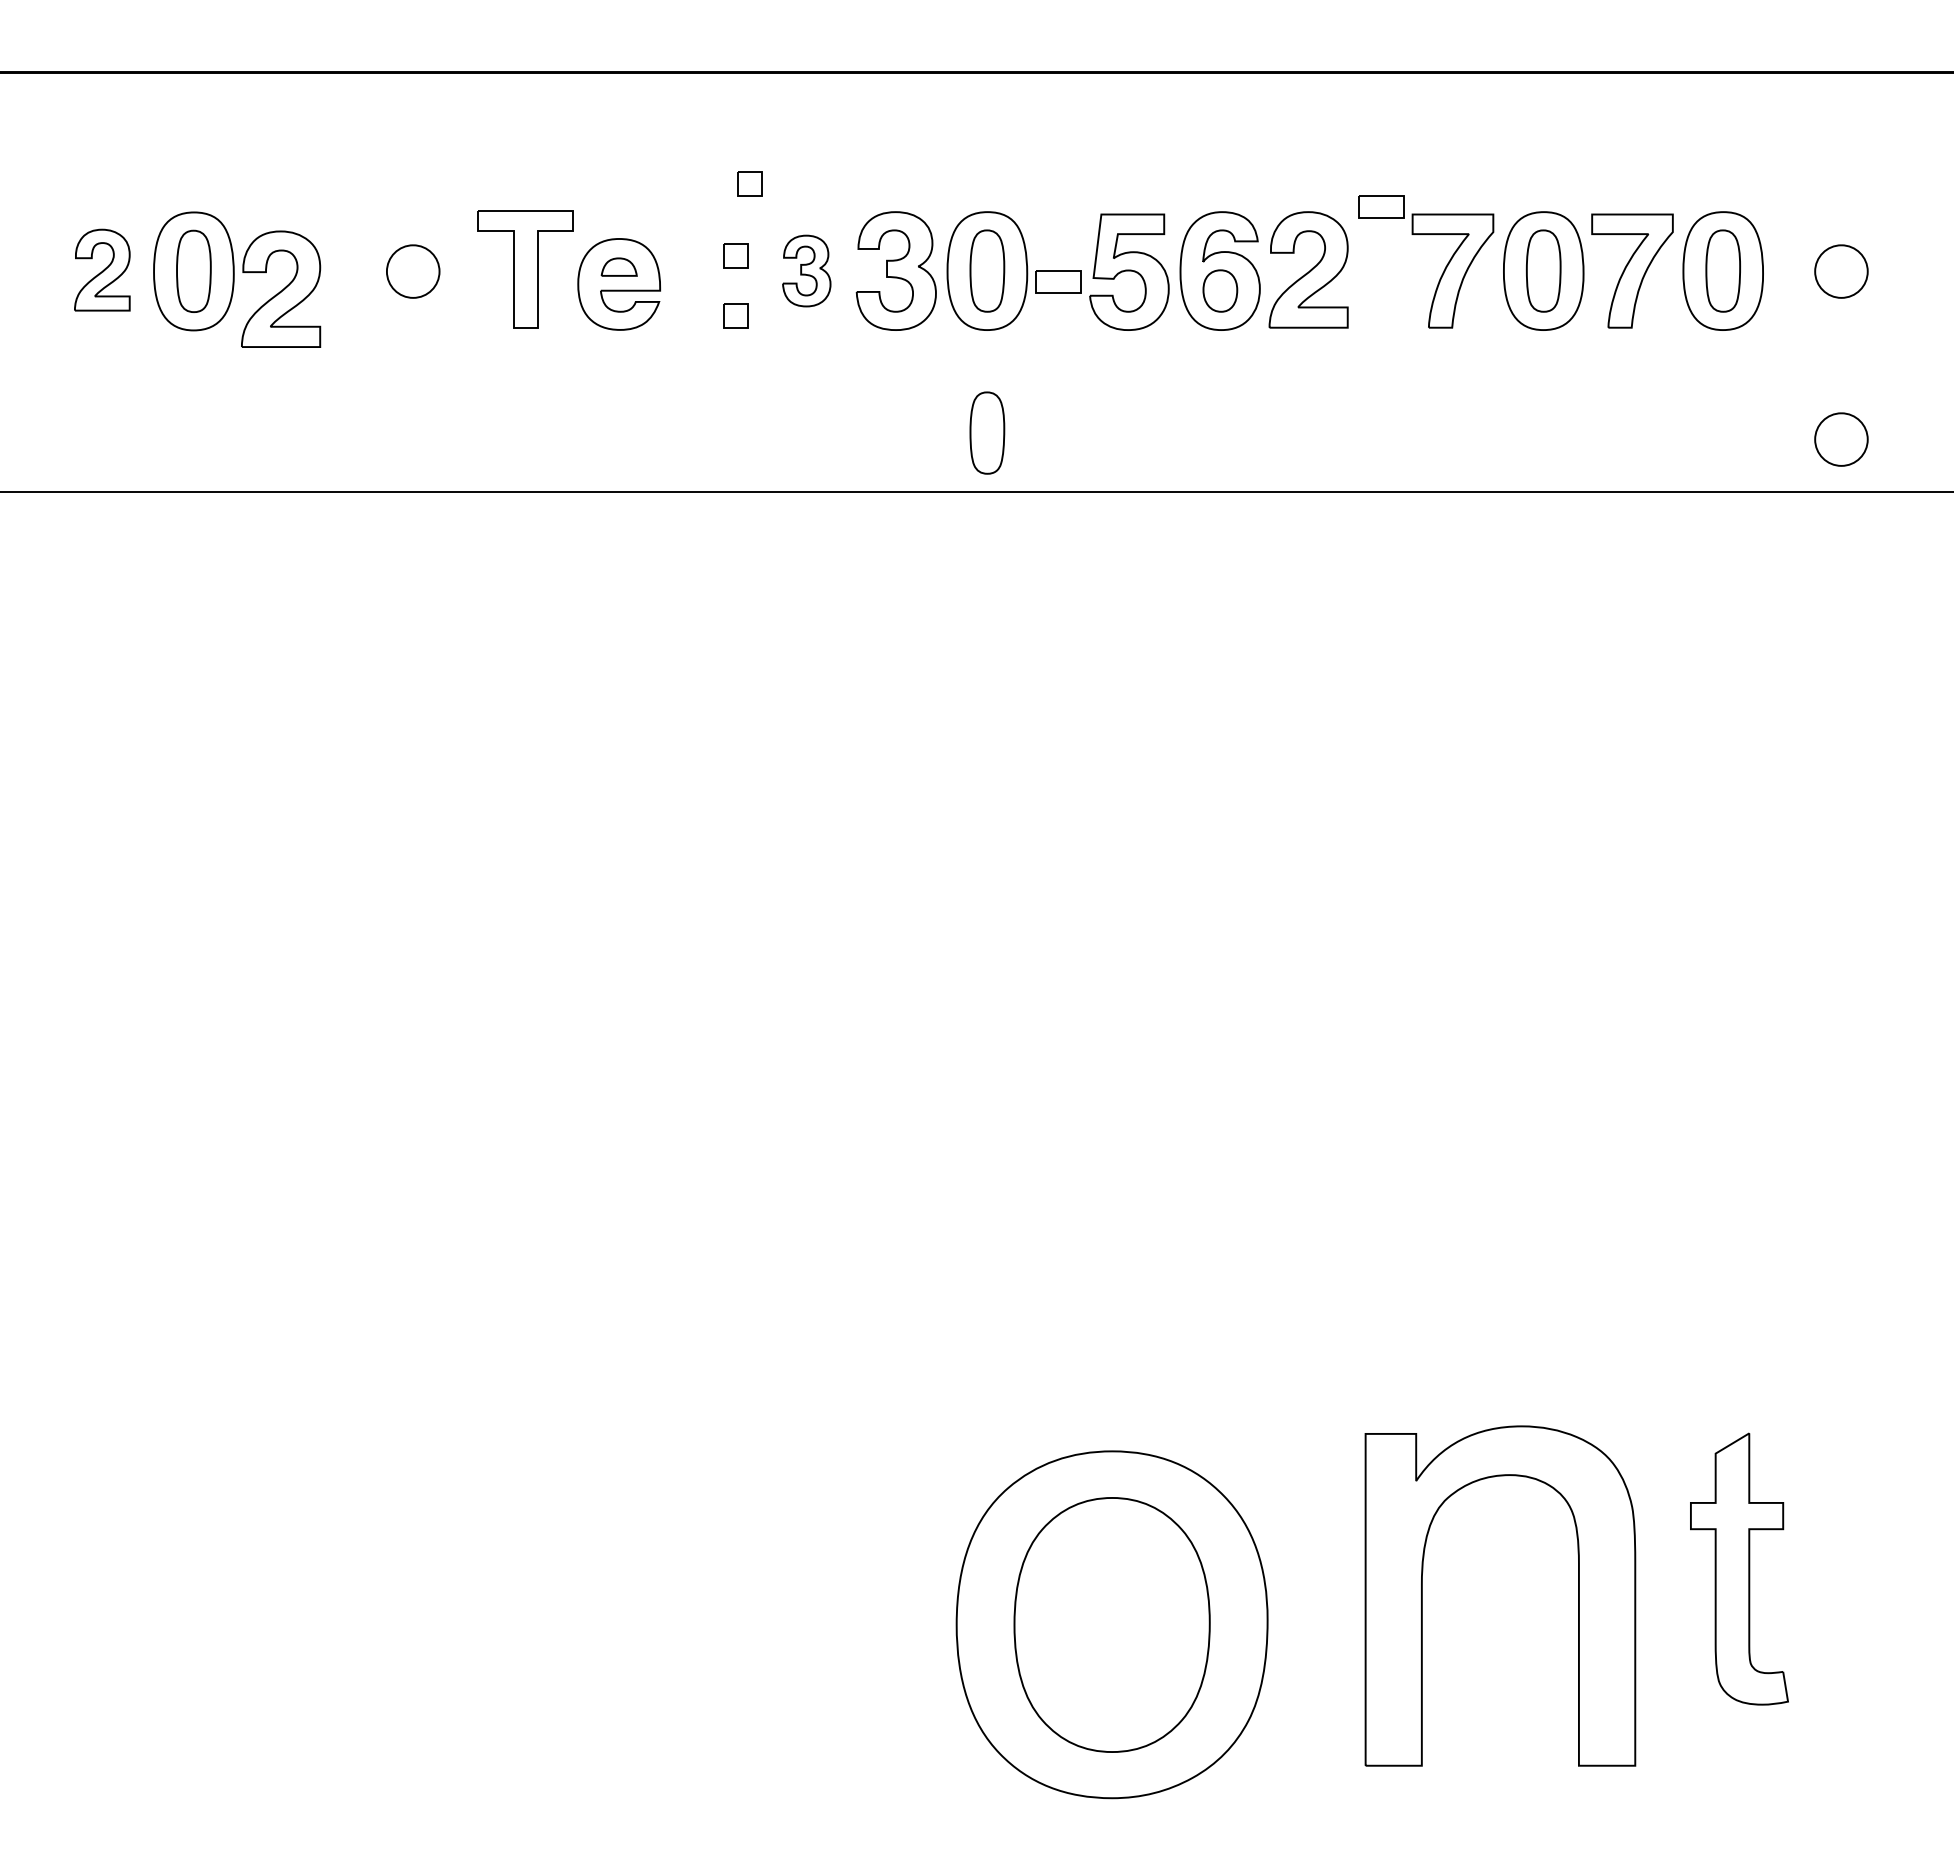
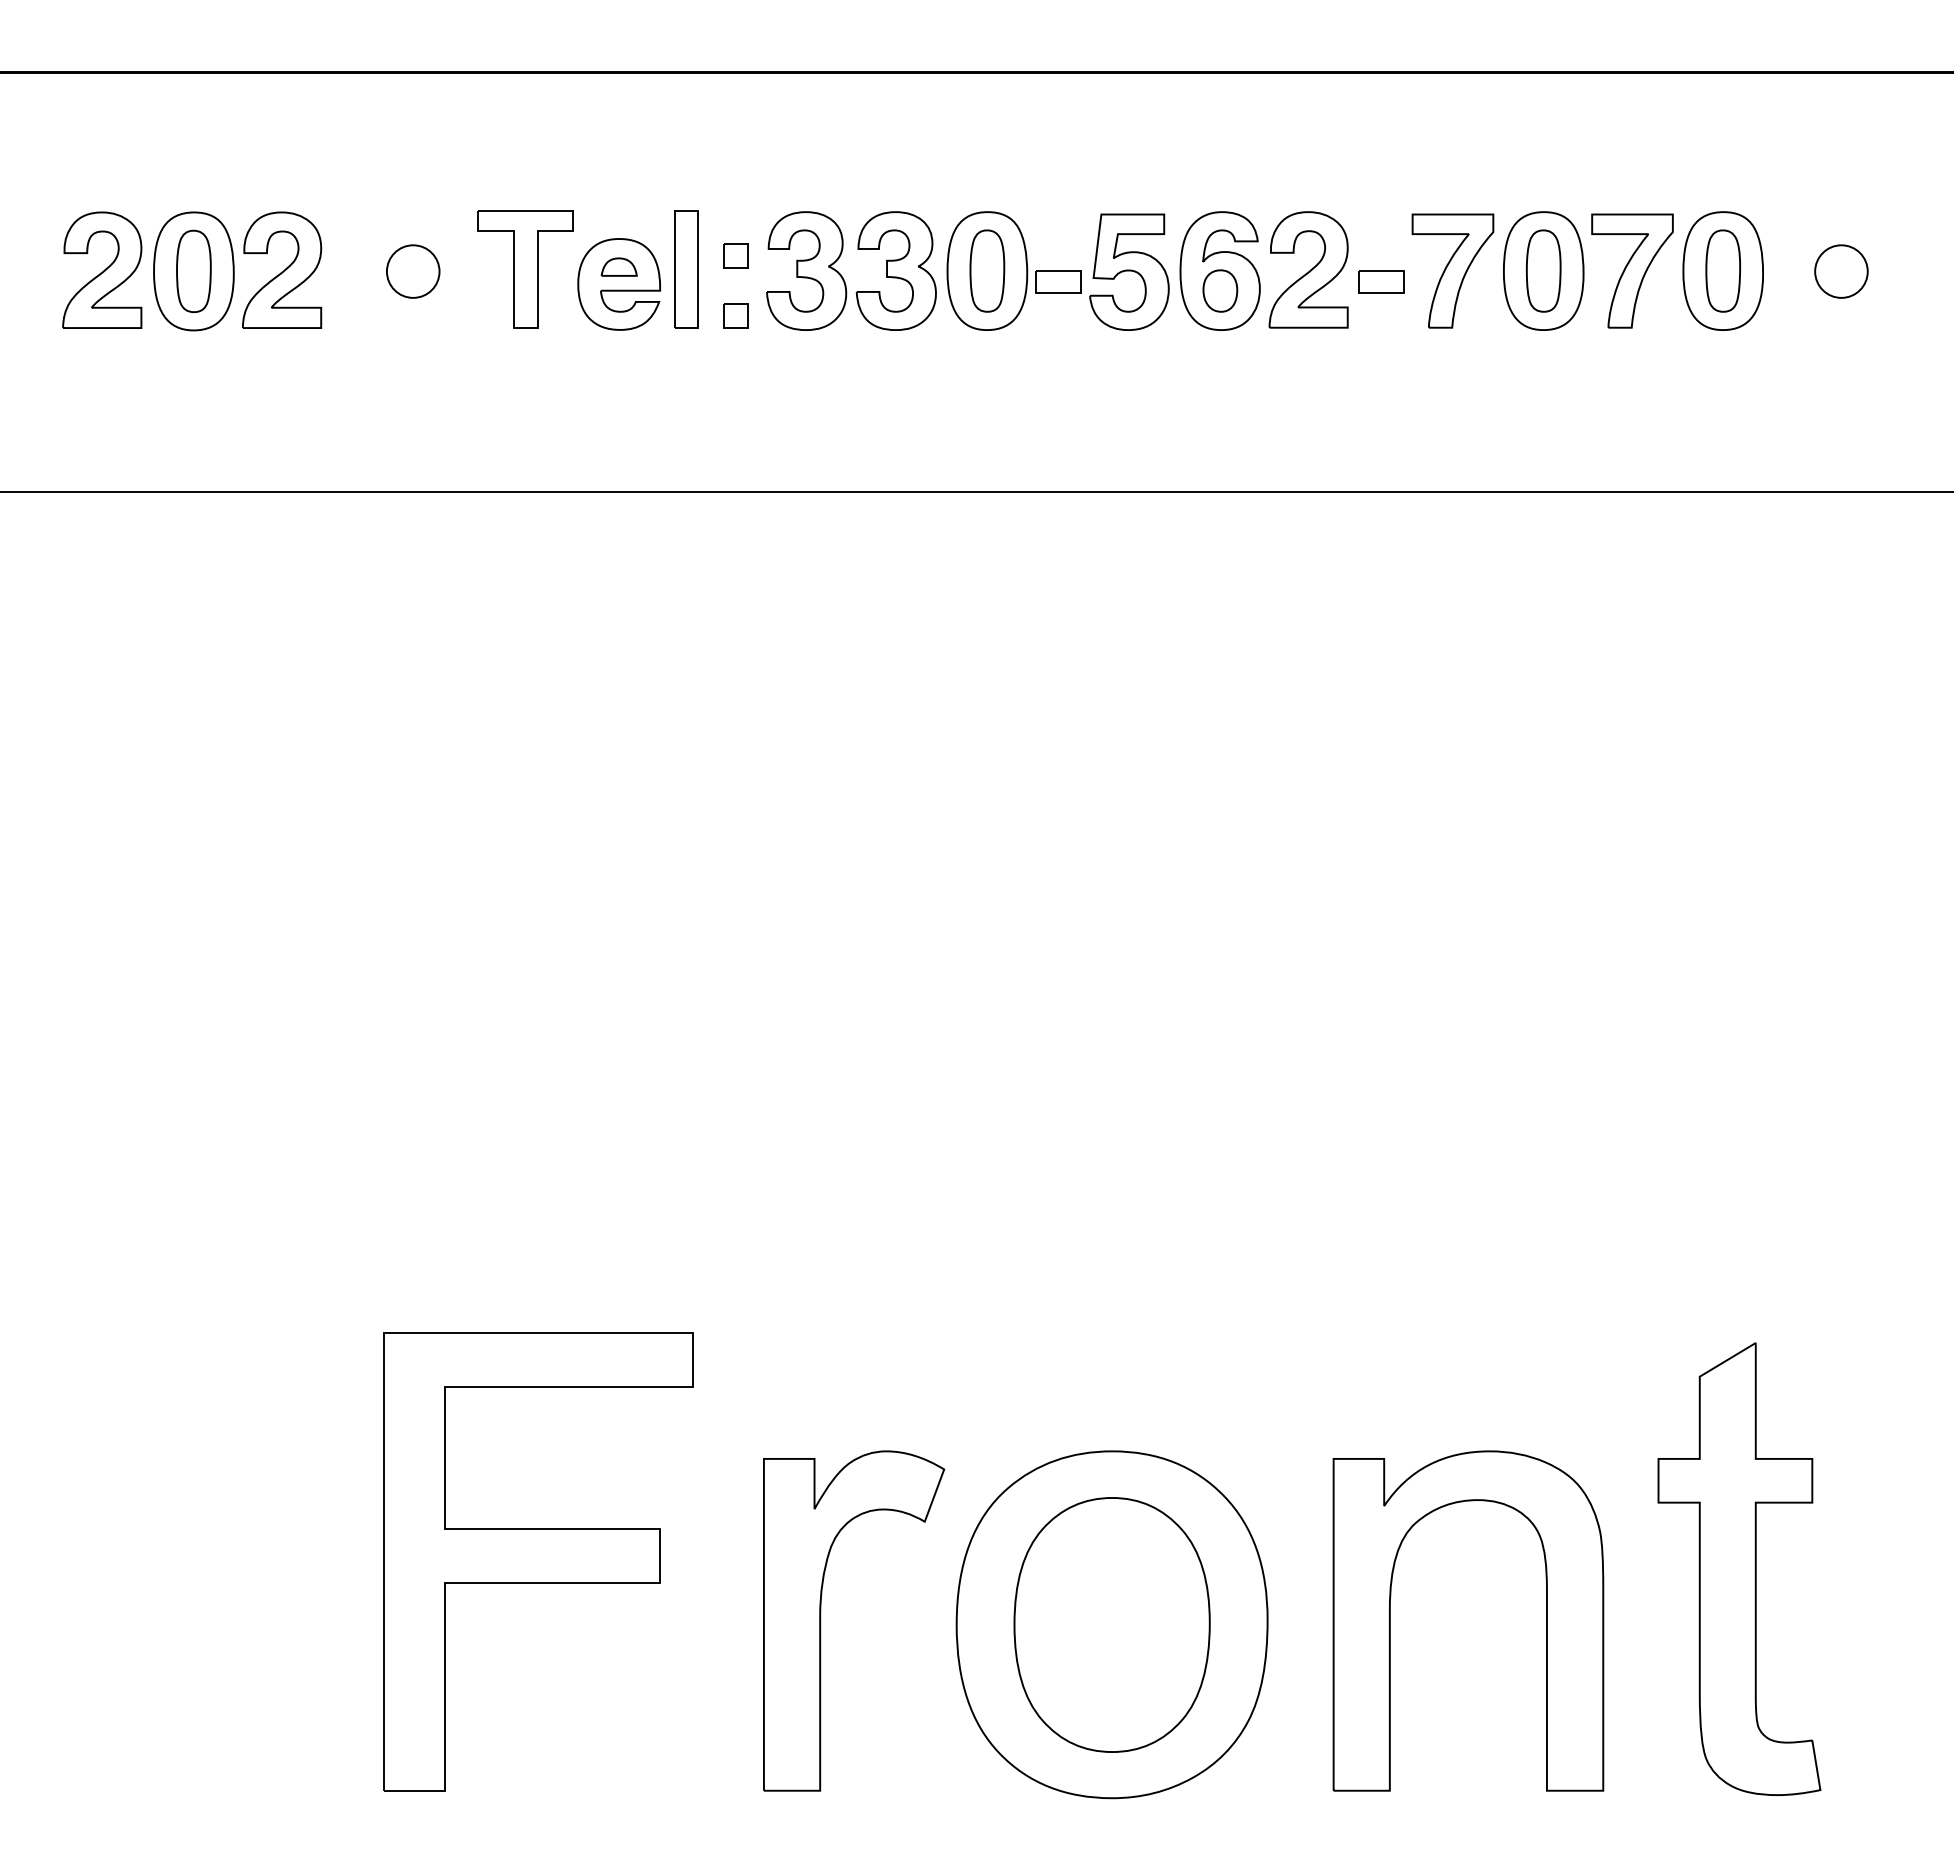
part: present -> none (749, 183)
part position: (1381, 206) -> (1381, 281) (1381, 281)
part size: 57x84 px -> 81x118 px (102, 269)
part: none -> present (686, 269)
part size: 50x74 px -> 82x120 px (806, 270)
part position: (281, 288) -> (282, 269) (282, 269)
part: present -> none (987, 432)
part: present -> none (1841, 439)
part: none -> present (538, 1561)
part size: 99x274 px -> 165x454 px (1739, 1568)
part position: (1422, 1595) -> (1390, 1620) (1390, 1620)
part: none -> present (821, 1620)
